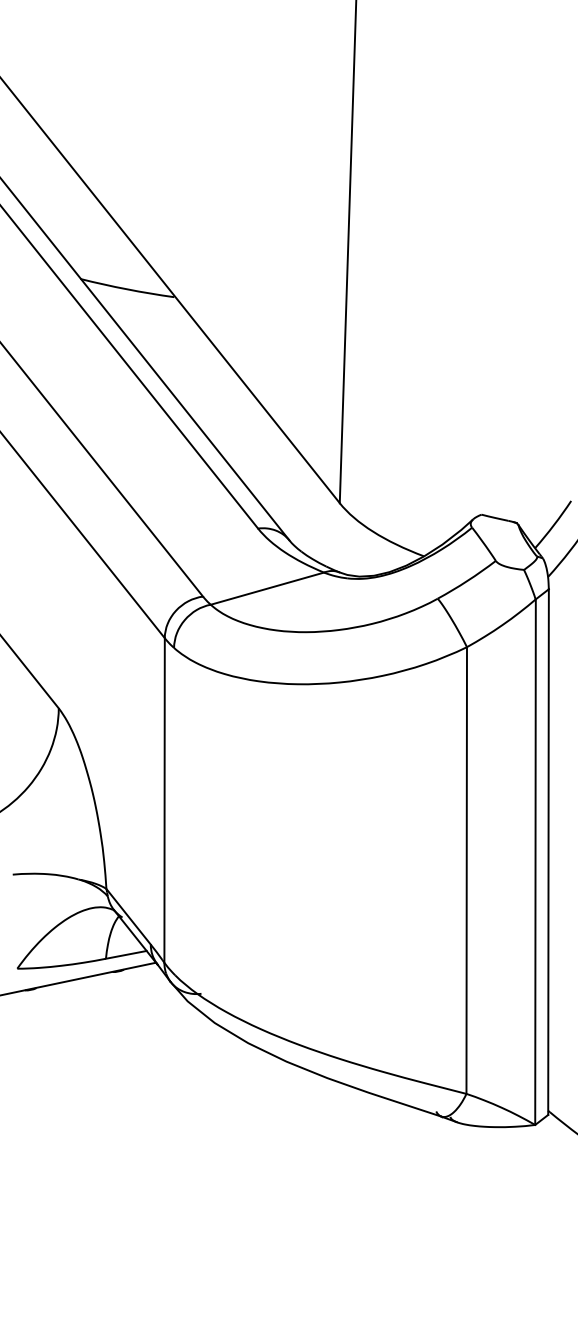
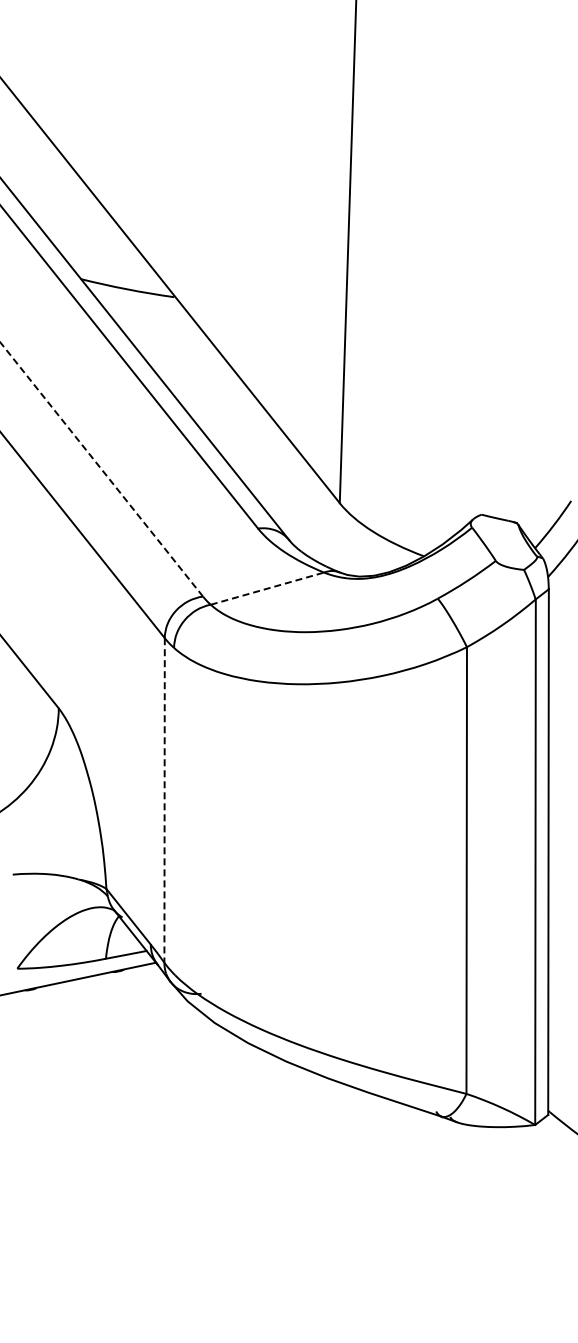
line: solid -> dashed (101, 469)
line: solid -> dashed (267, 588)
line: solid -> dashed (164, 800)
